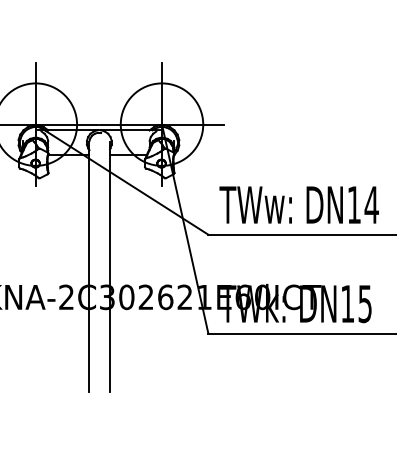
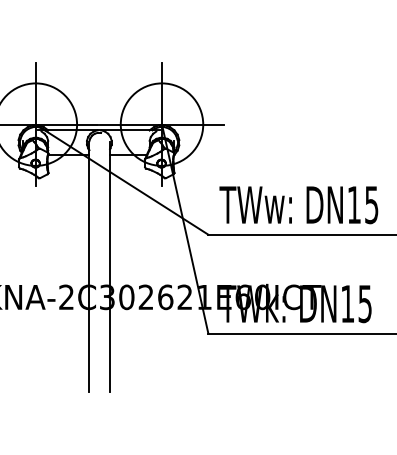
text: DN14 -> DN15 (371, 205)
